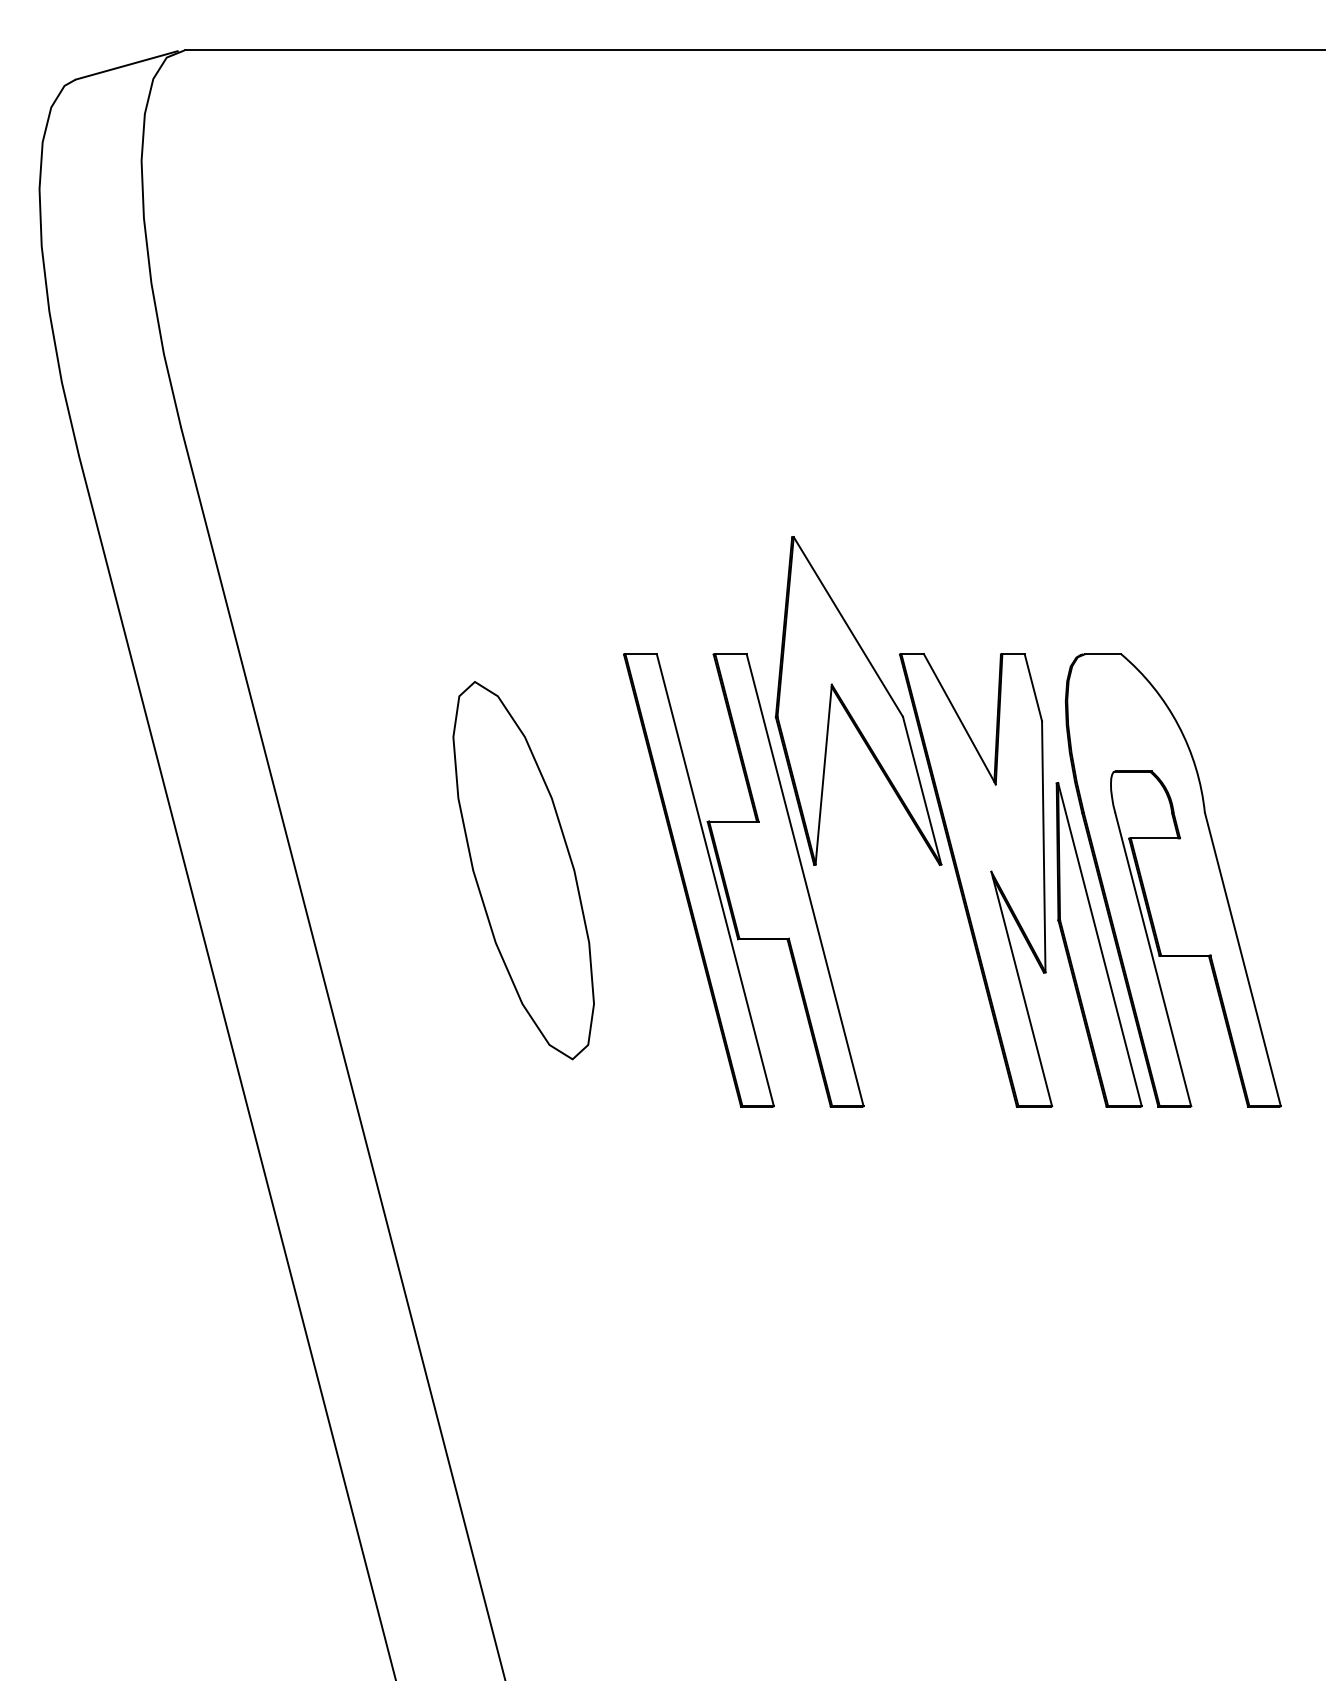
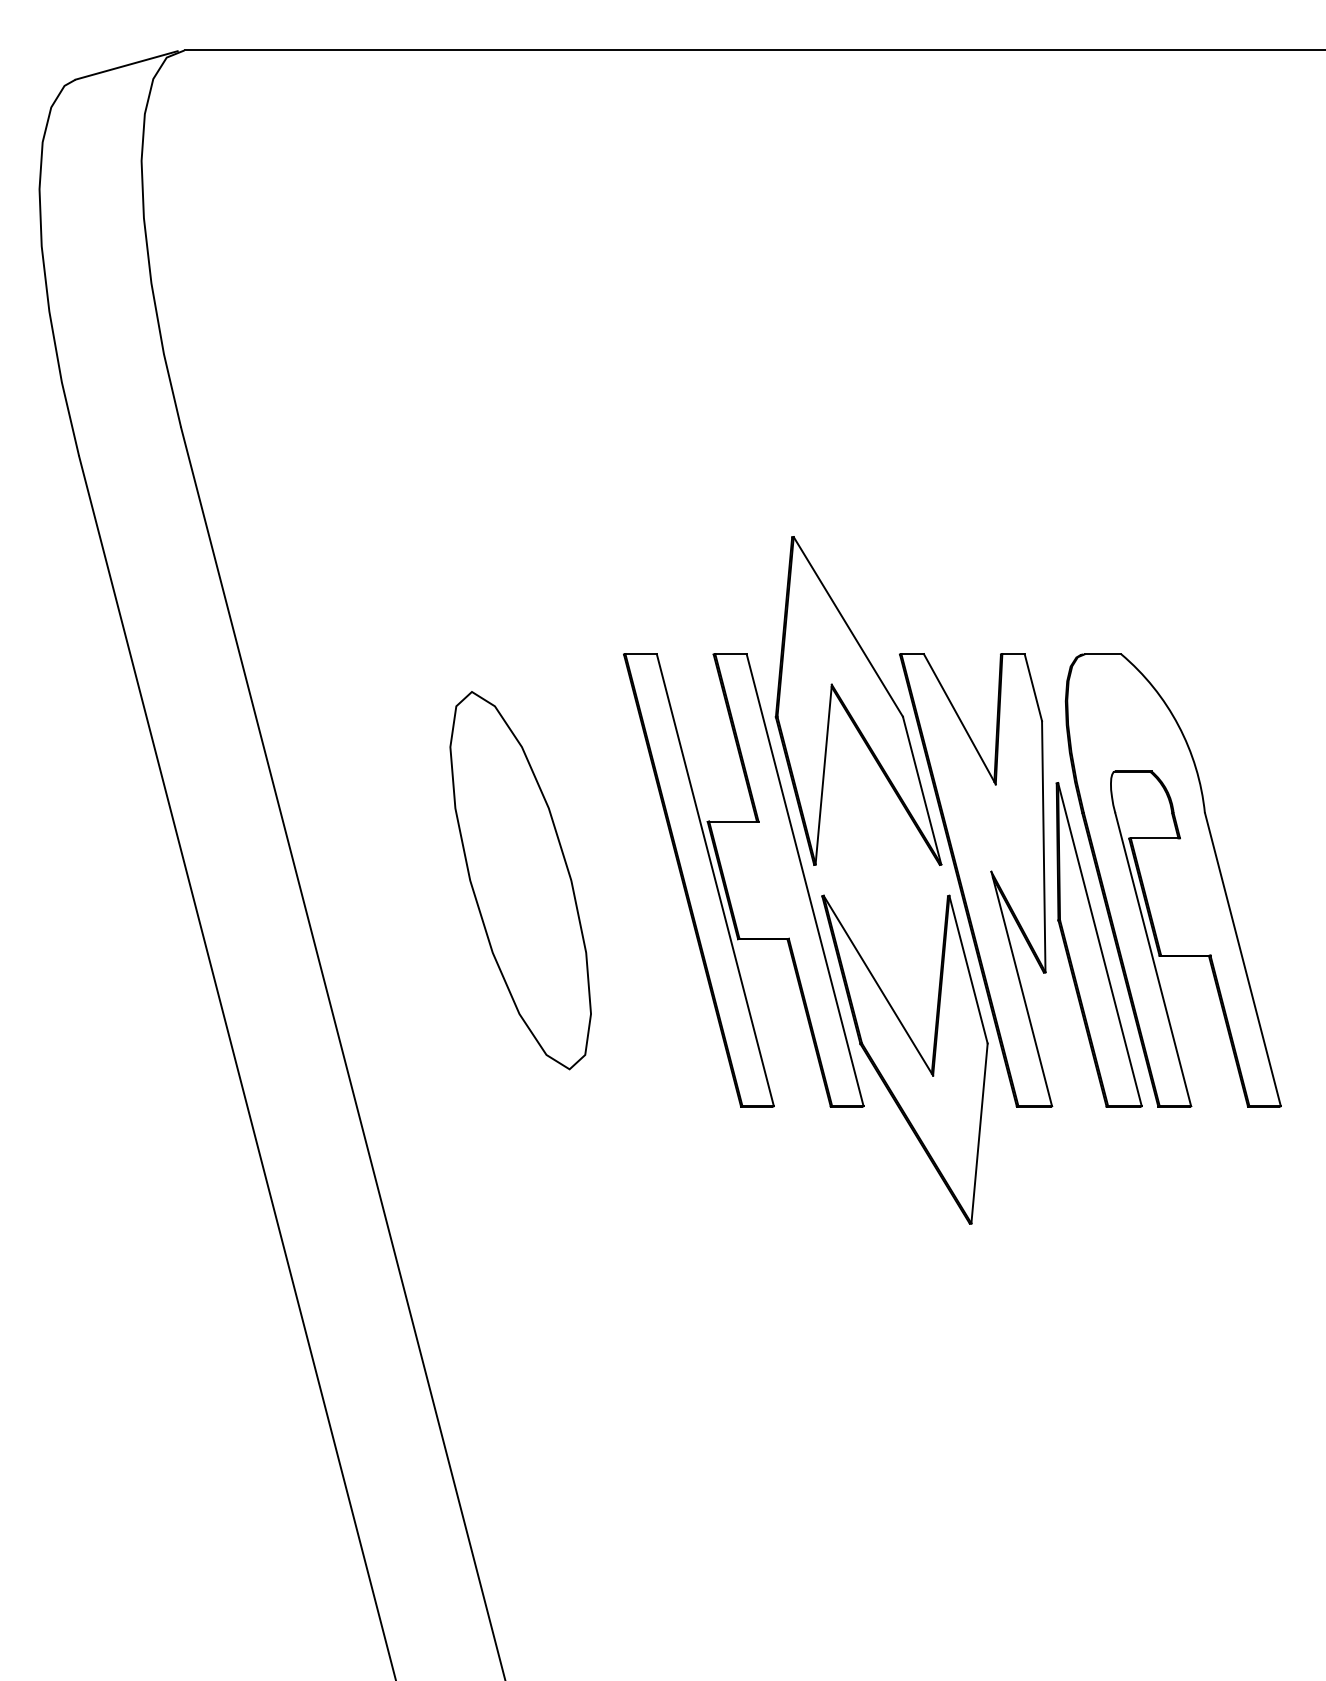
part position: (523, 870) -> (520, 880) (520, 880)
part: none -> present (904, 1059)
